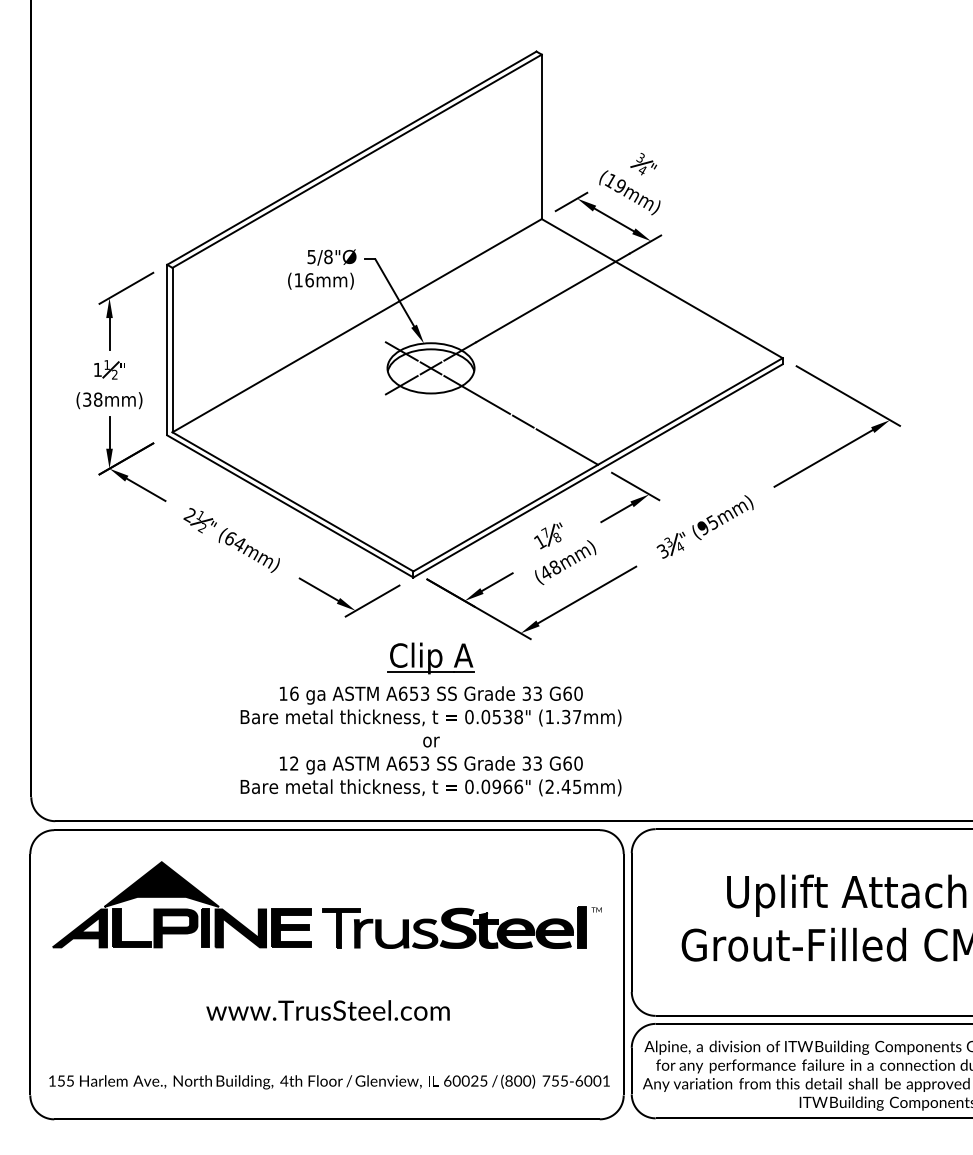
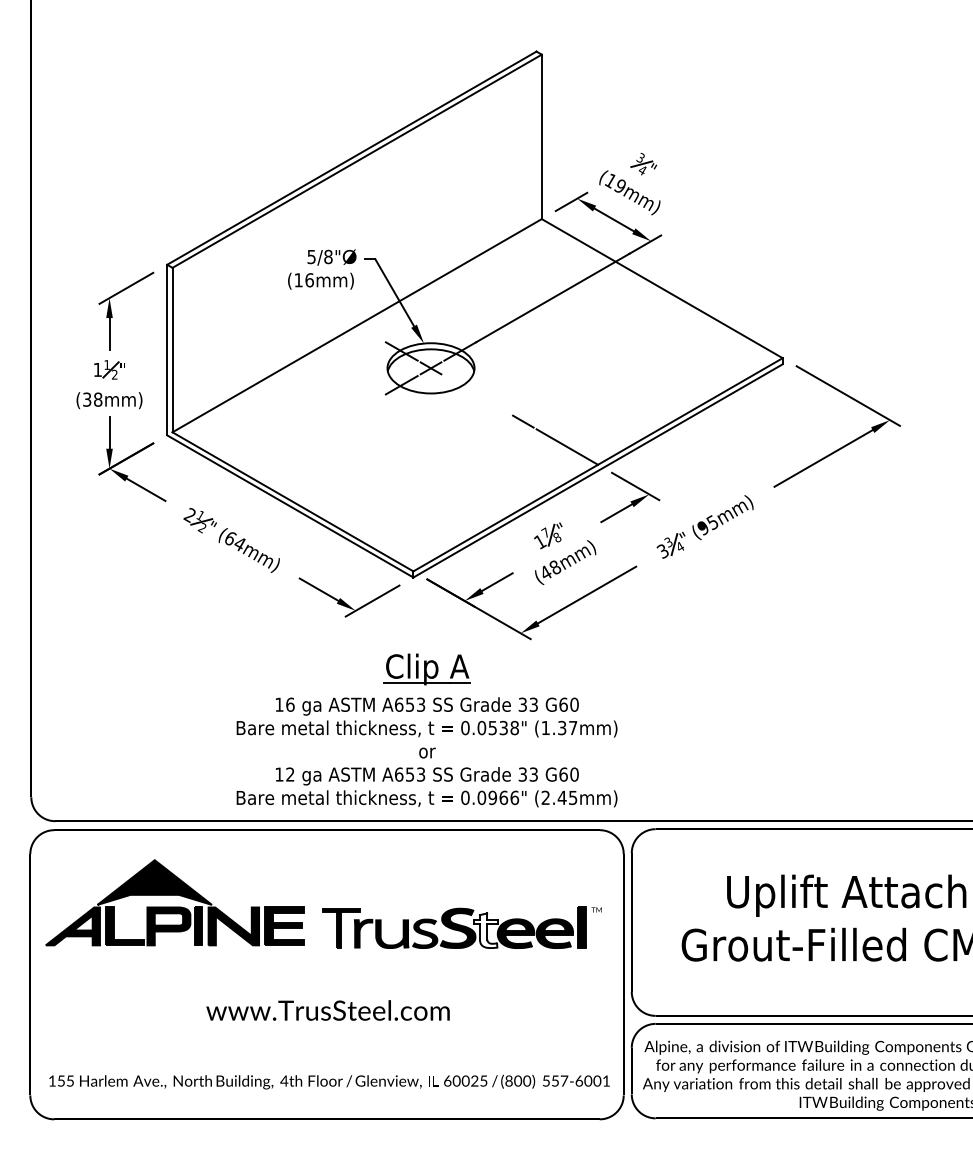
line: present -> none (476, 394)
part position: (430, 719) -> (426, 730) (426, 730)
part position: (181, 904) -> (174, 902) (174, 902)
fill: present -> none (485, 930)
text: 755-6001 -> 557-6001 (555, 1080)
